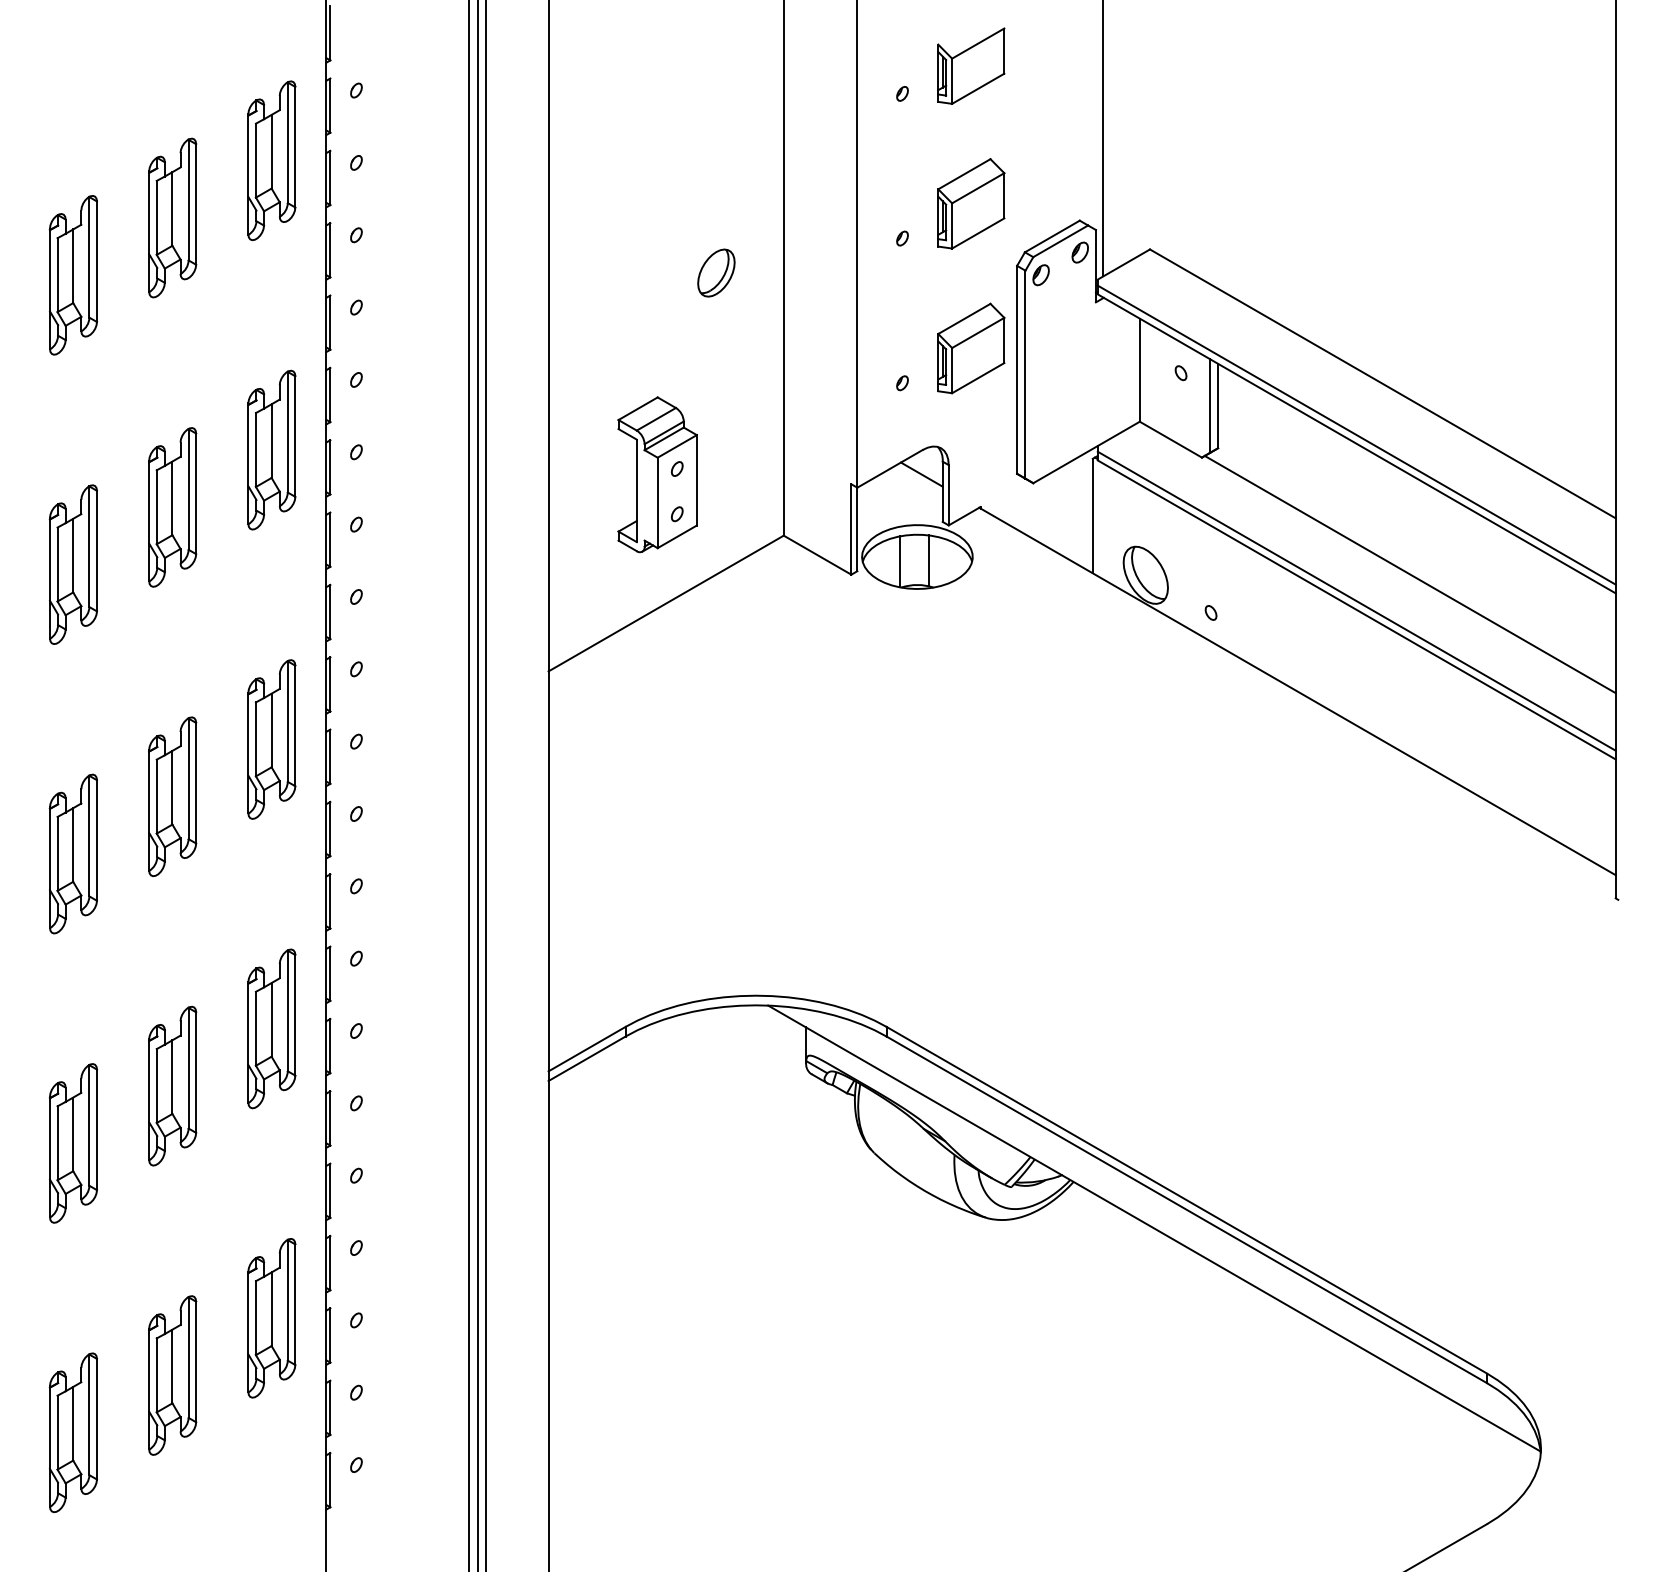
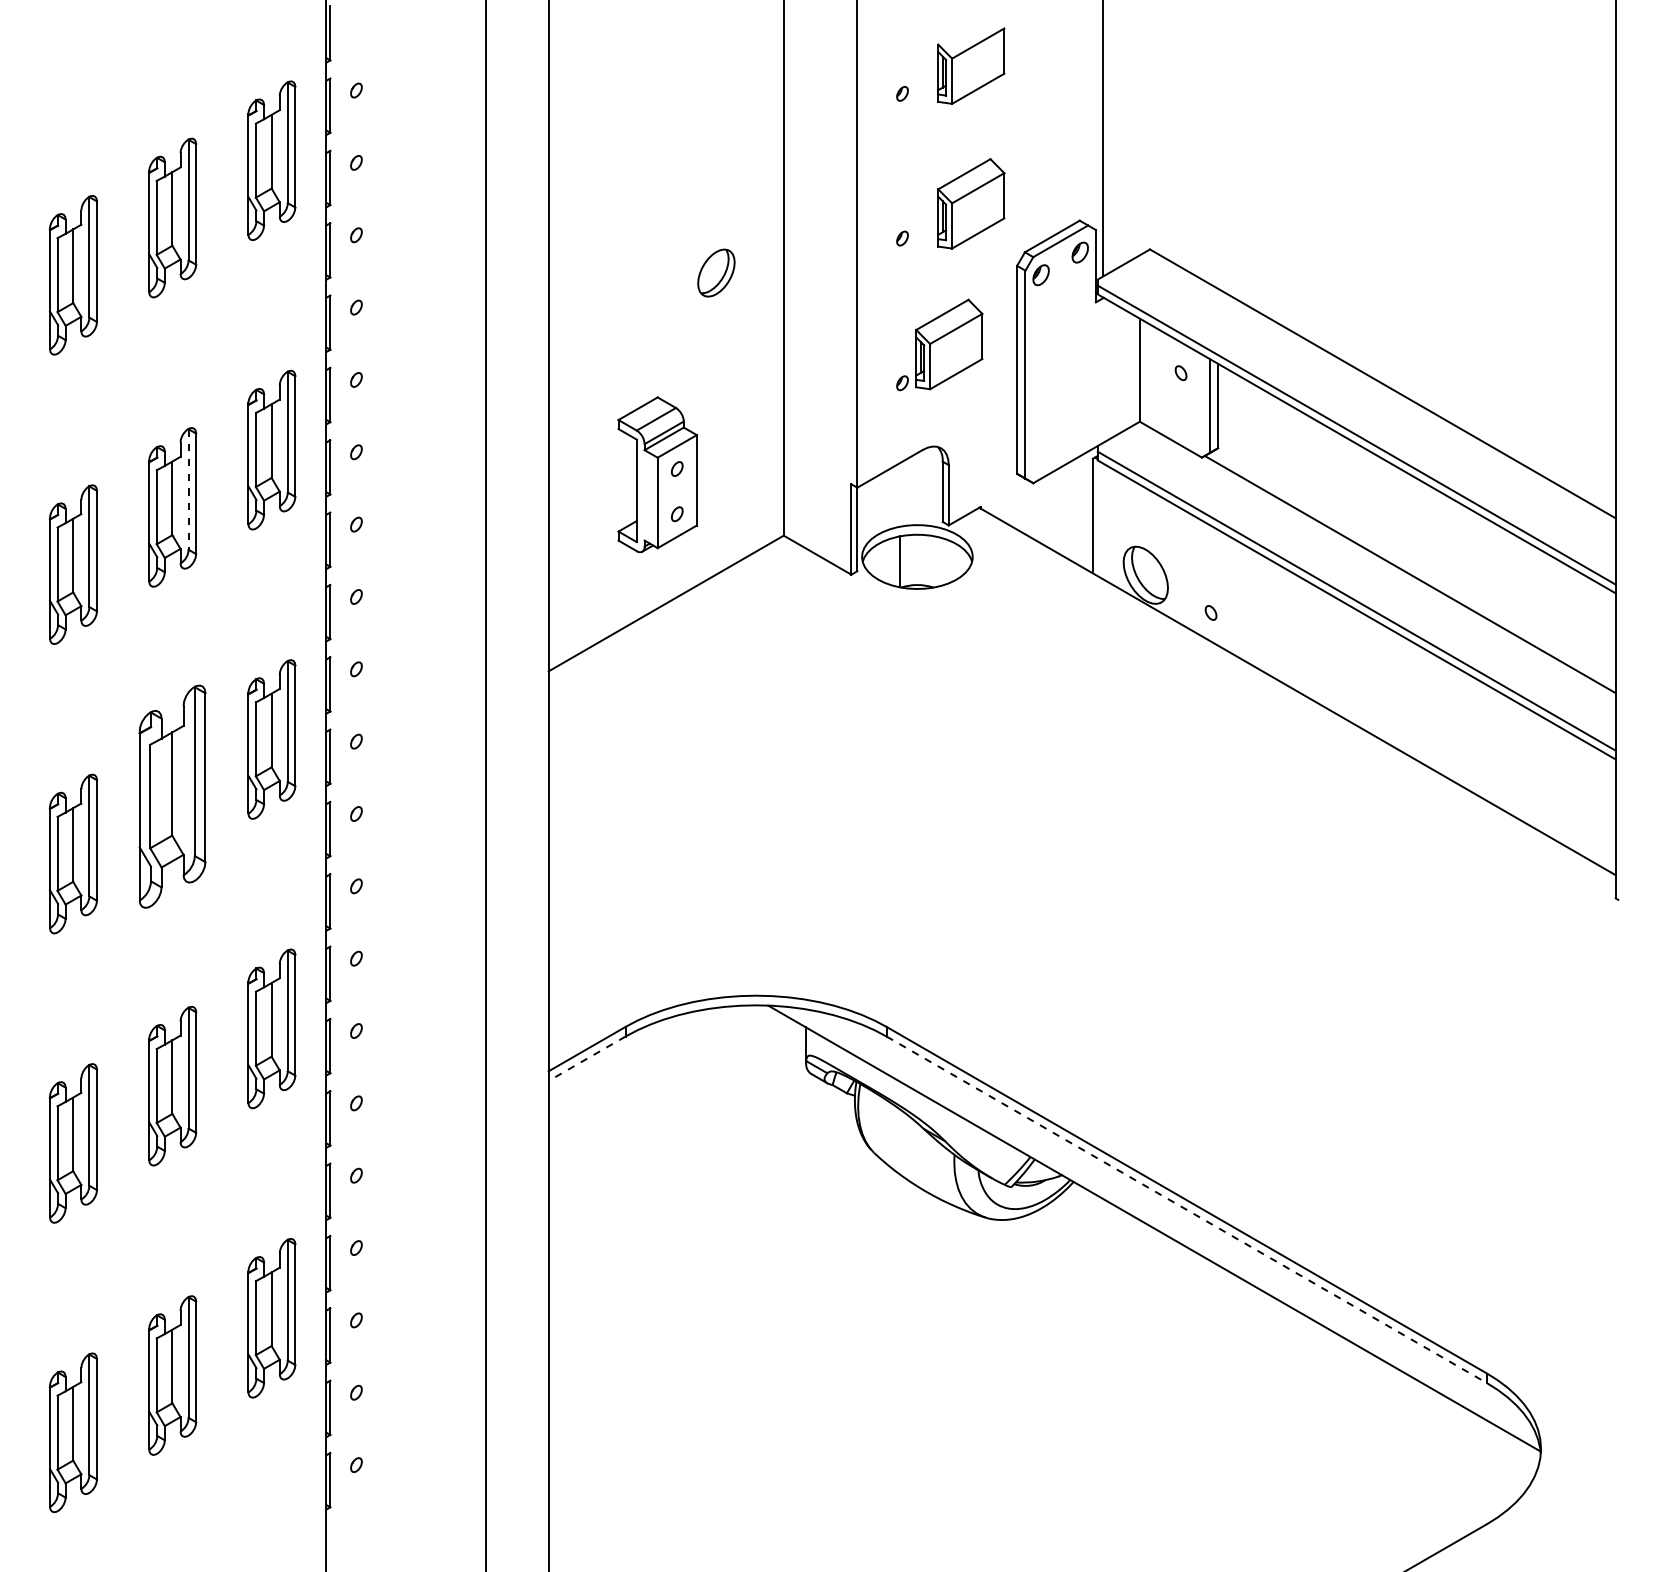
part position: (971, 348) -> (949, 344) (949, 344)
line: present -> none (921, 474)
line: solid -> dashed (188, 490)
line: present -> none (928, 560)
line: present -> none (468, 785)
line: present -> none (478, 785)
part size: 50x162 px -> 69x225 px (172, 796)
line: solid -> dashed (586, 1059)
line: solid -> dashed (1186, 1209)
